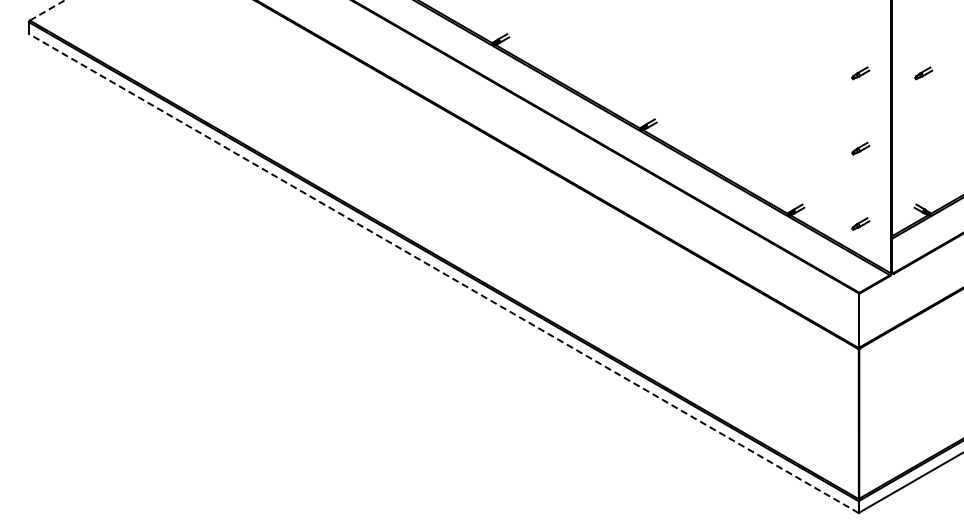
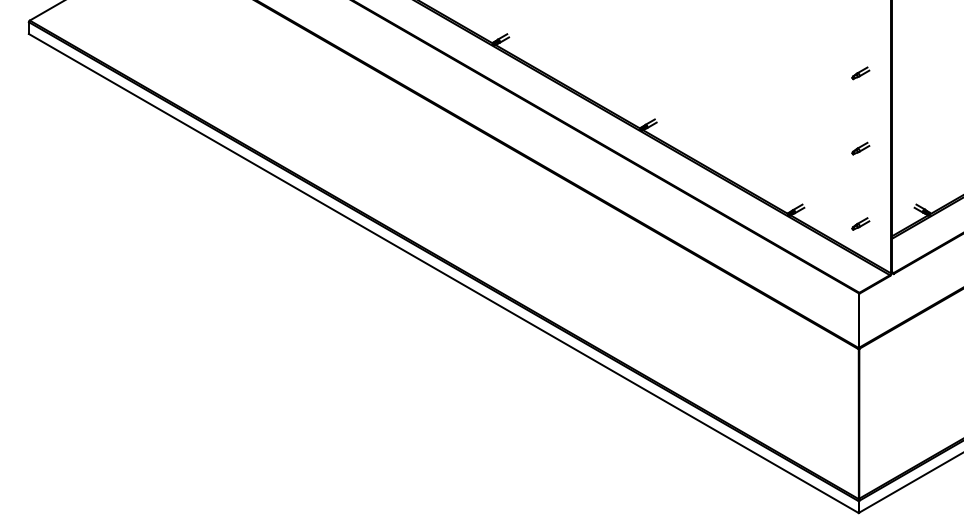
line: dashed -> solid (48, 10)
part: present -> none (923, 73)
line: dashed -> solid (443, 273)
